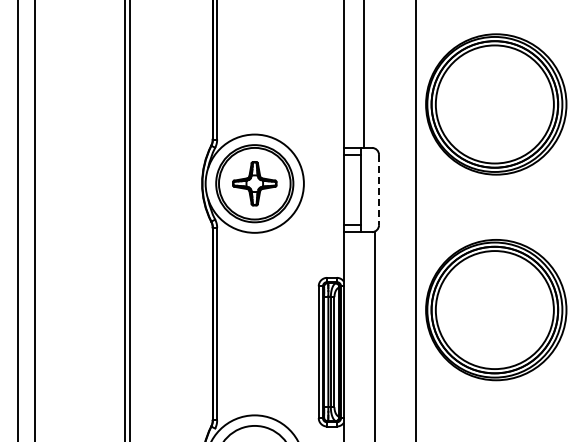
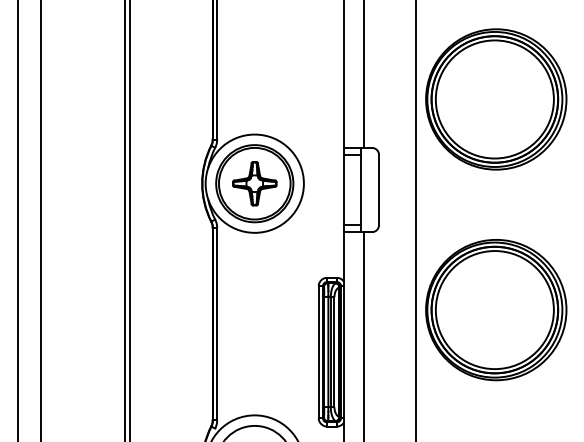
part position: (496, 104) -> (496, 99) (496, 99)
line: dashed -> solid (379, 190)
line position: (34, 220) -> (40, 220) (40, 220)
line position: (374, 335) -> (363, 335) (363, 335)
